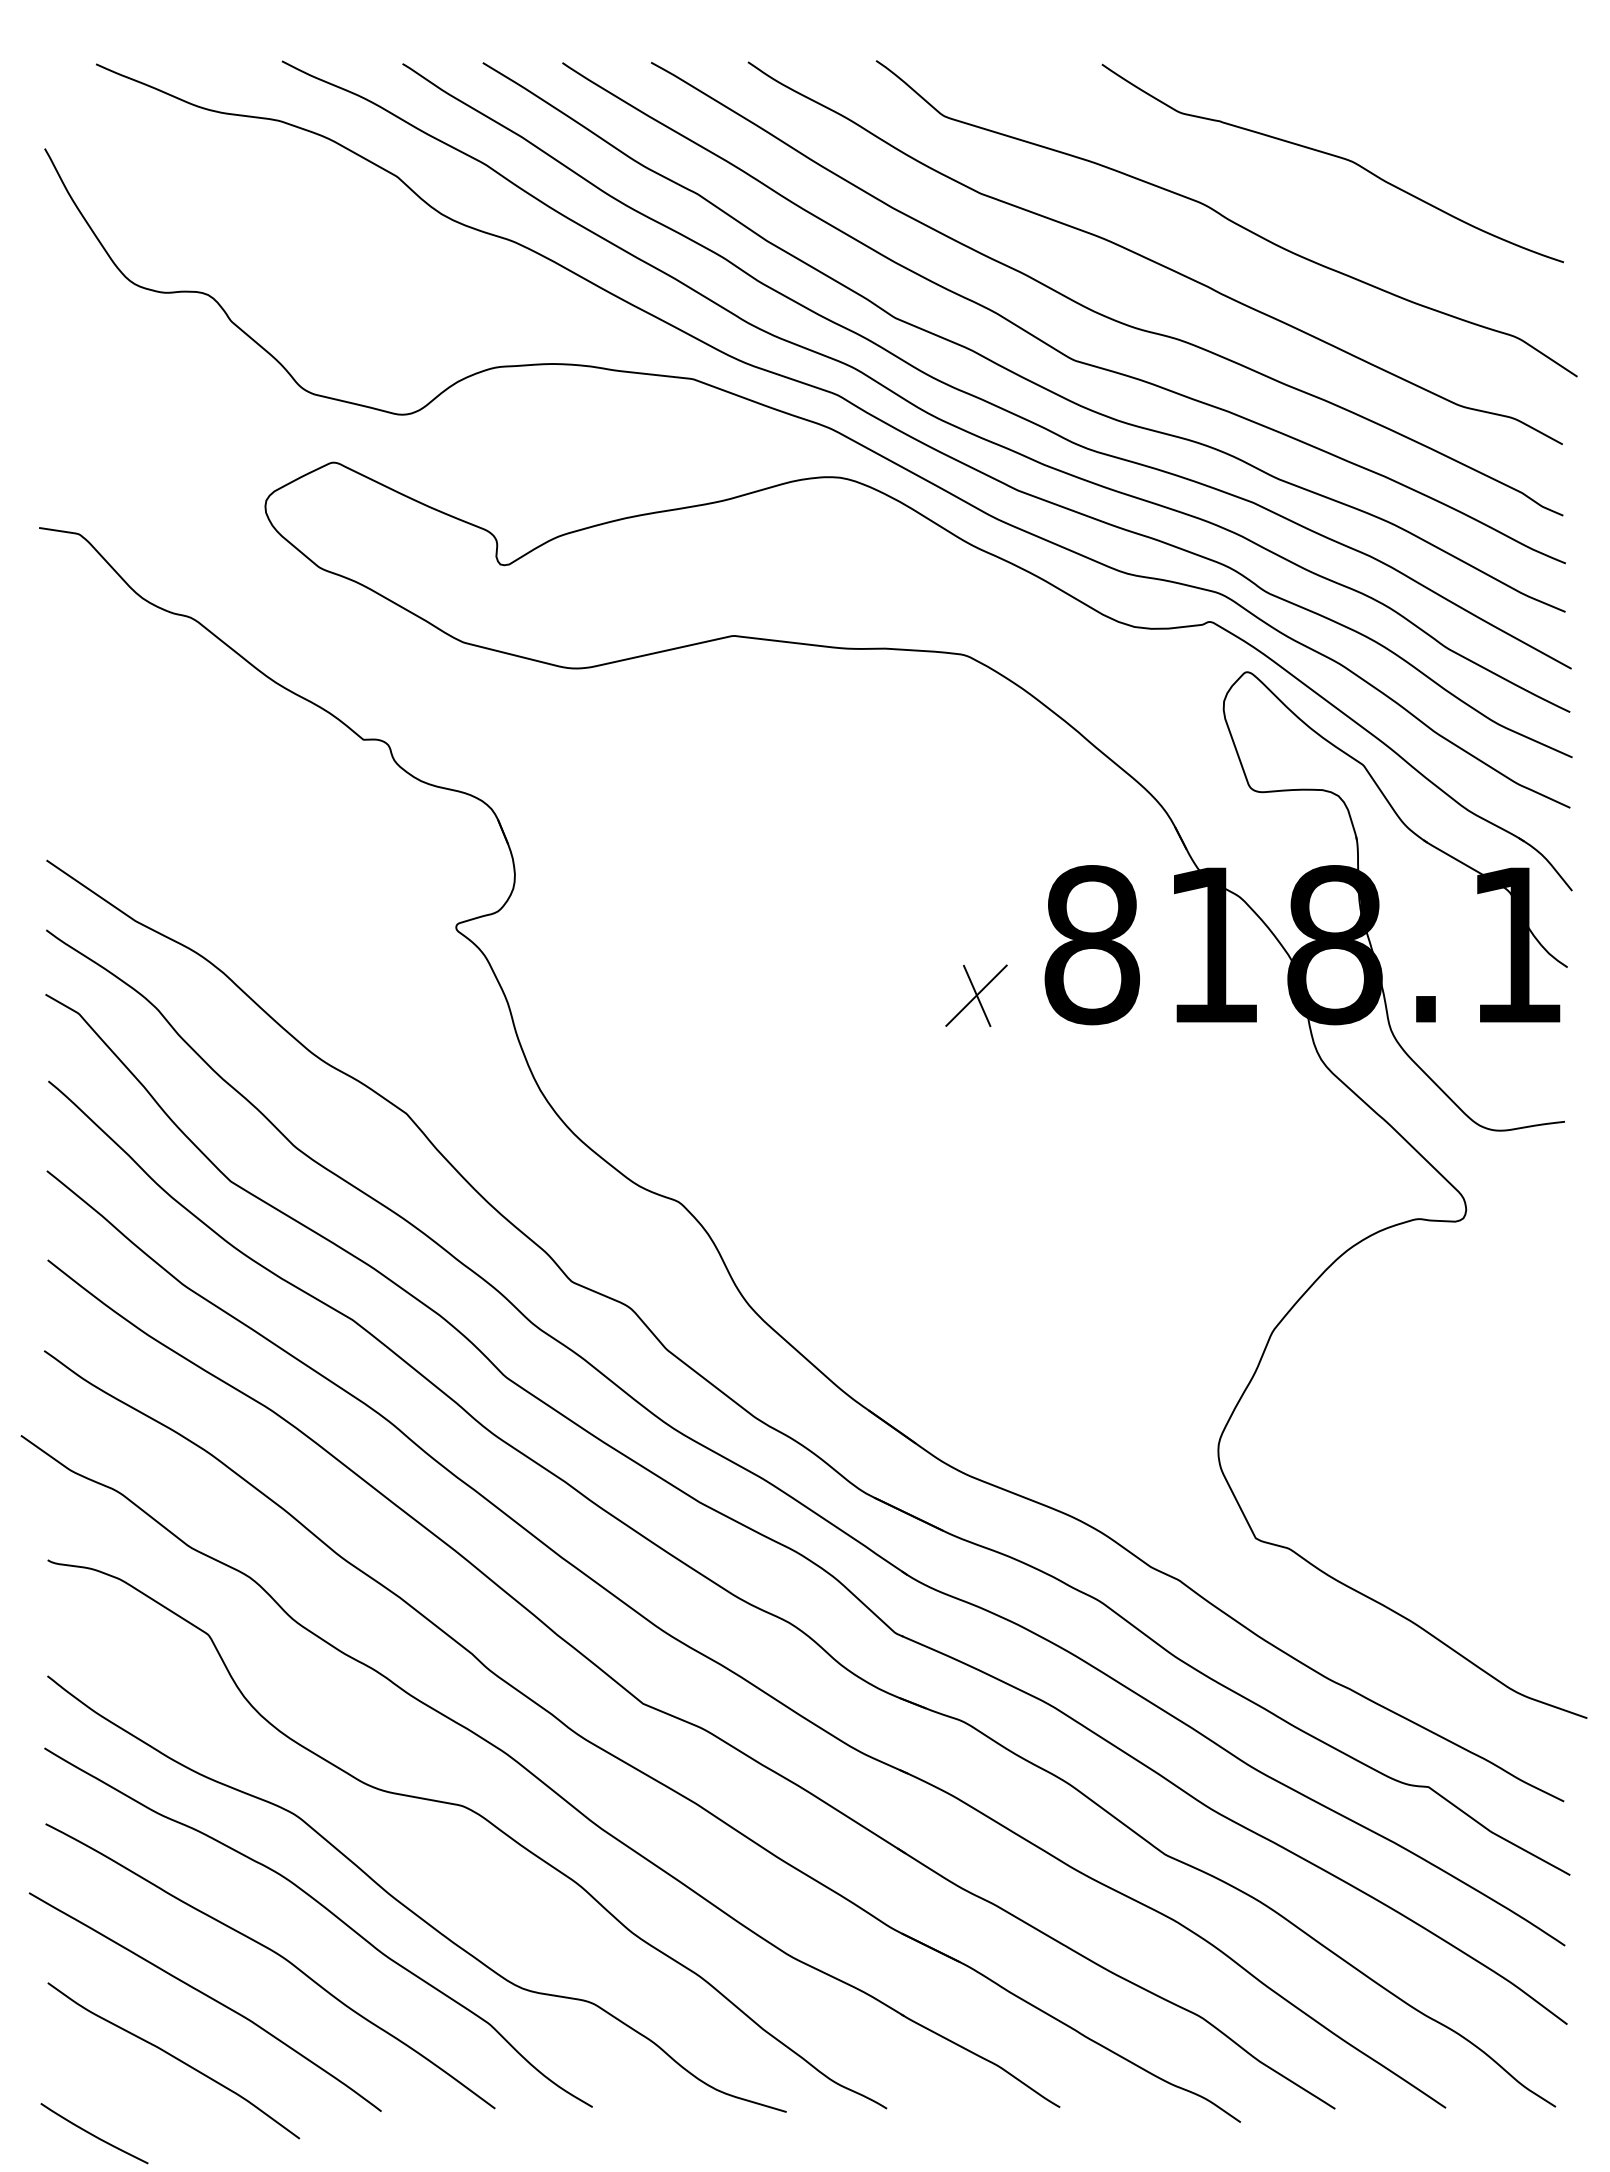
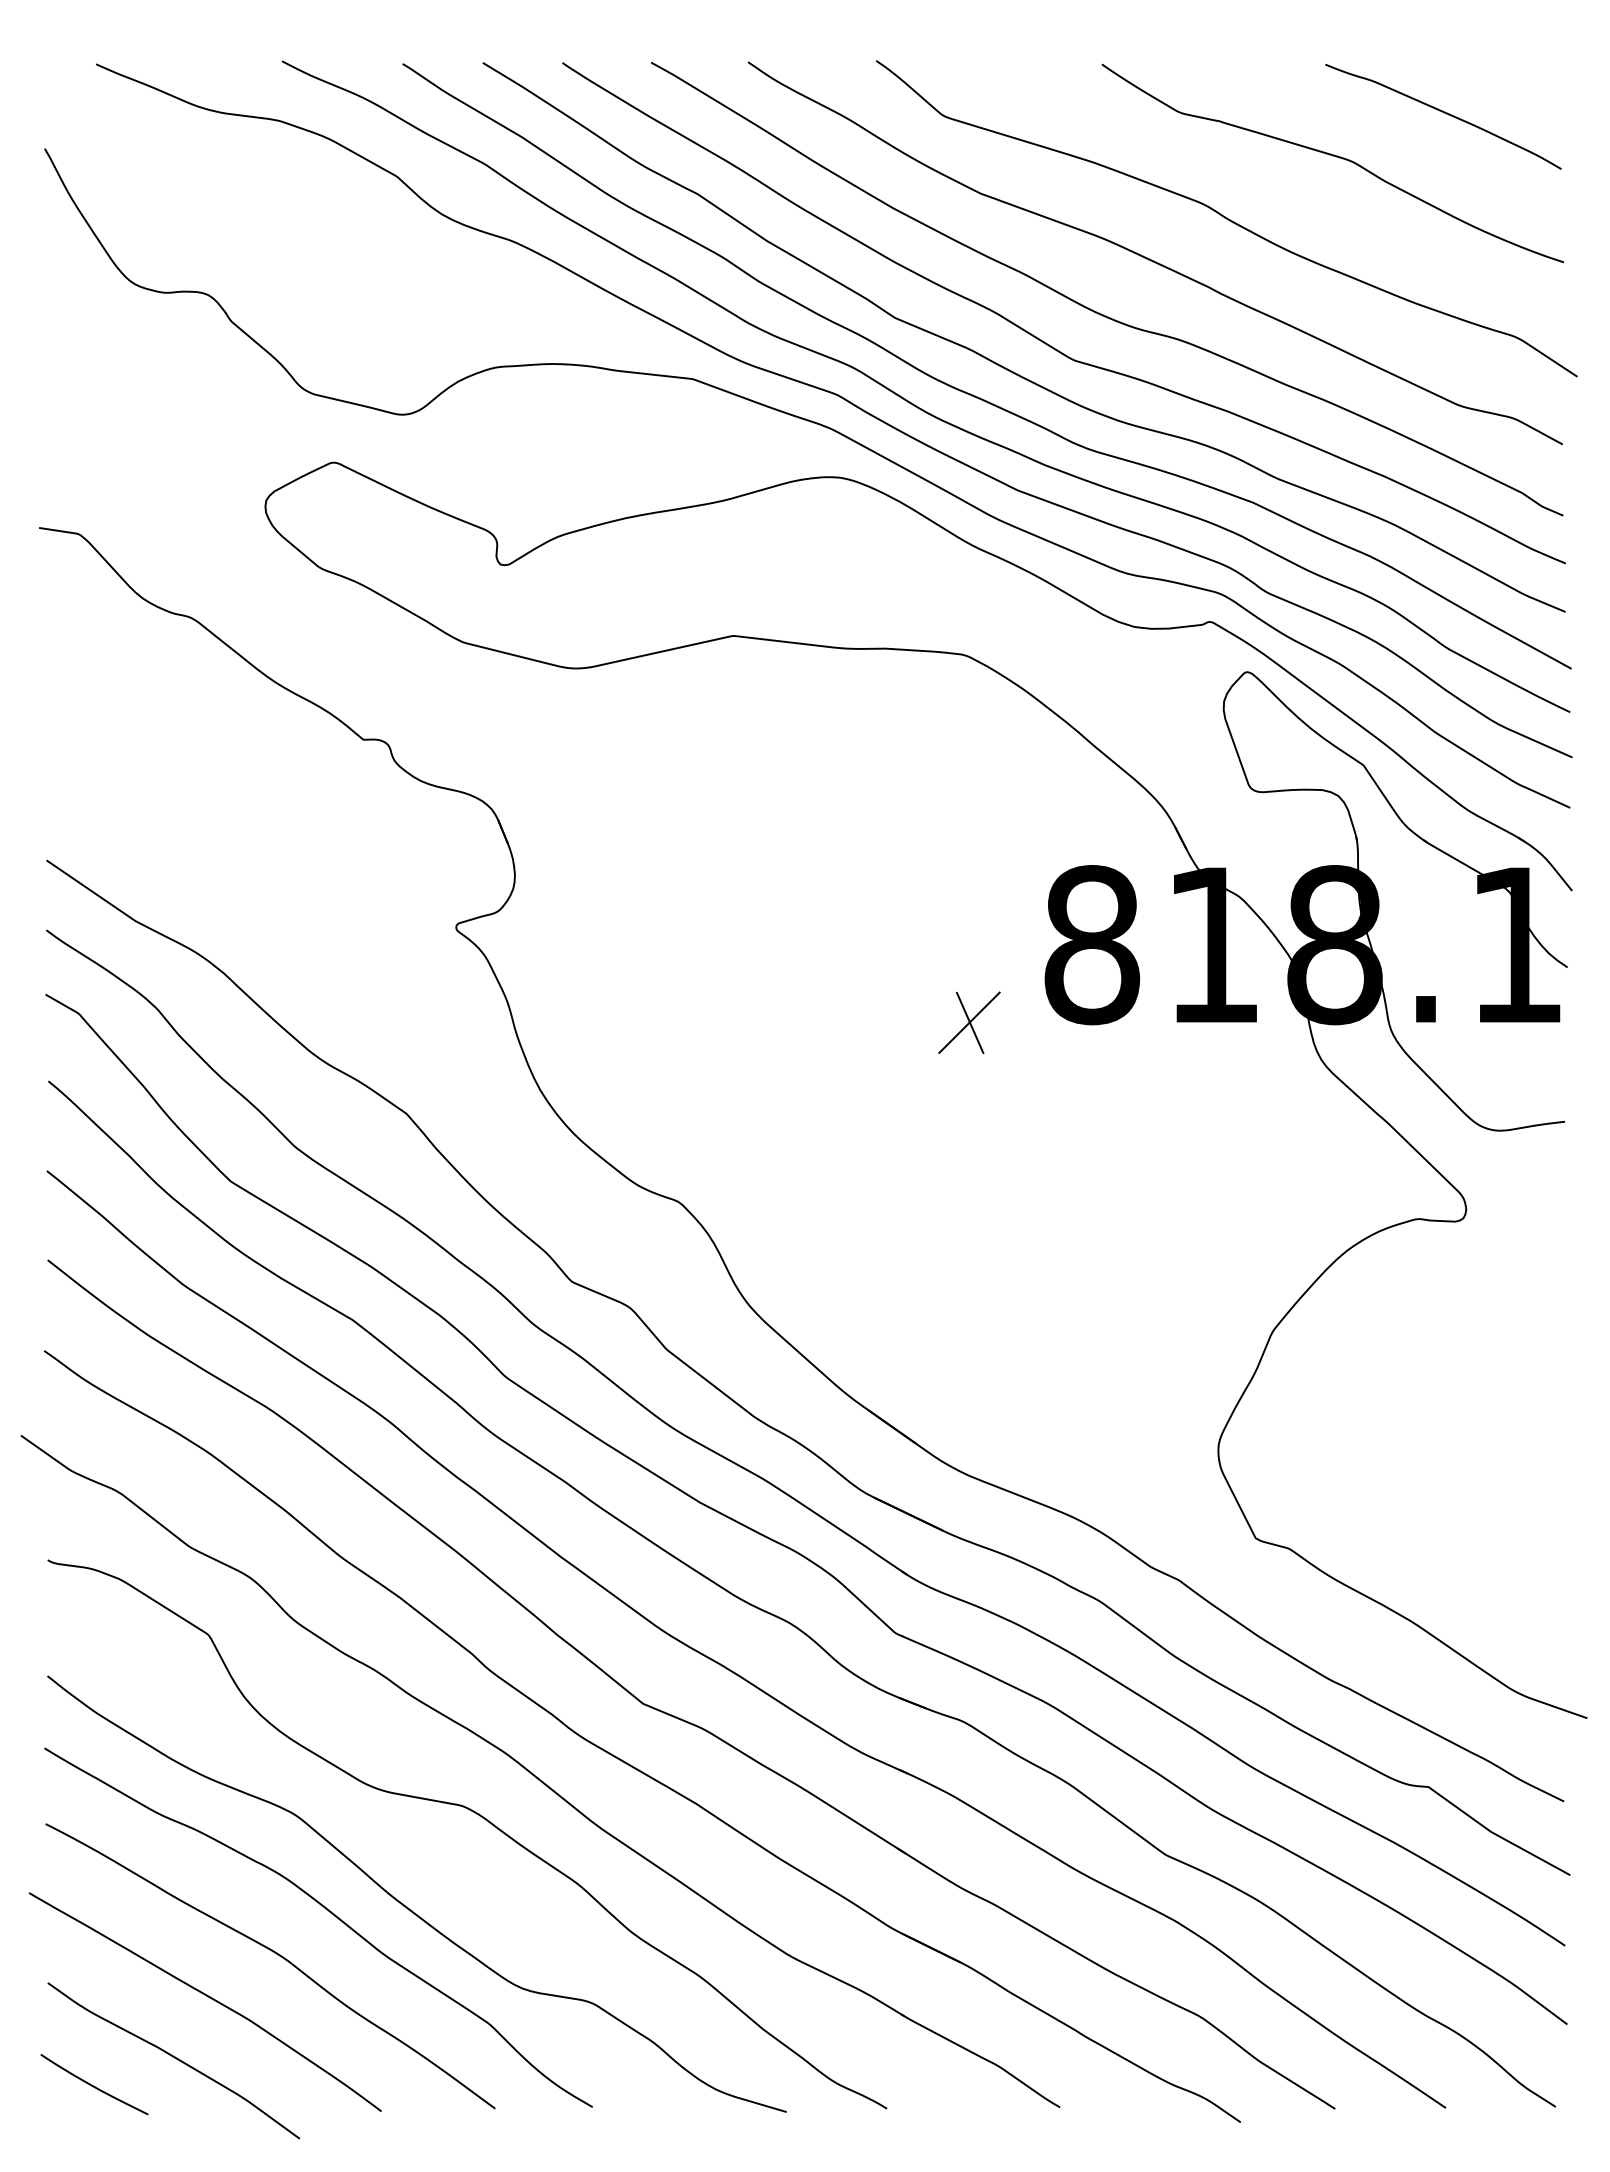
curve: none -> present (1444, 113)
part position: (976, 995) -> (969, 1022) (969, 1022)
curve position: (93, 2134) -> (93, 2085) (93, 2085)
